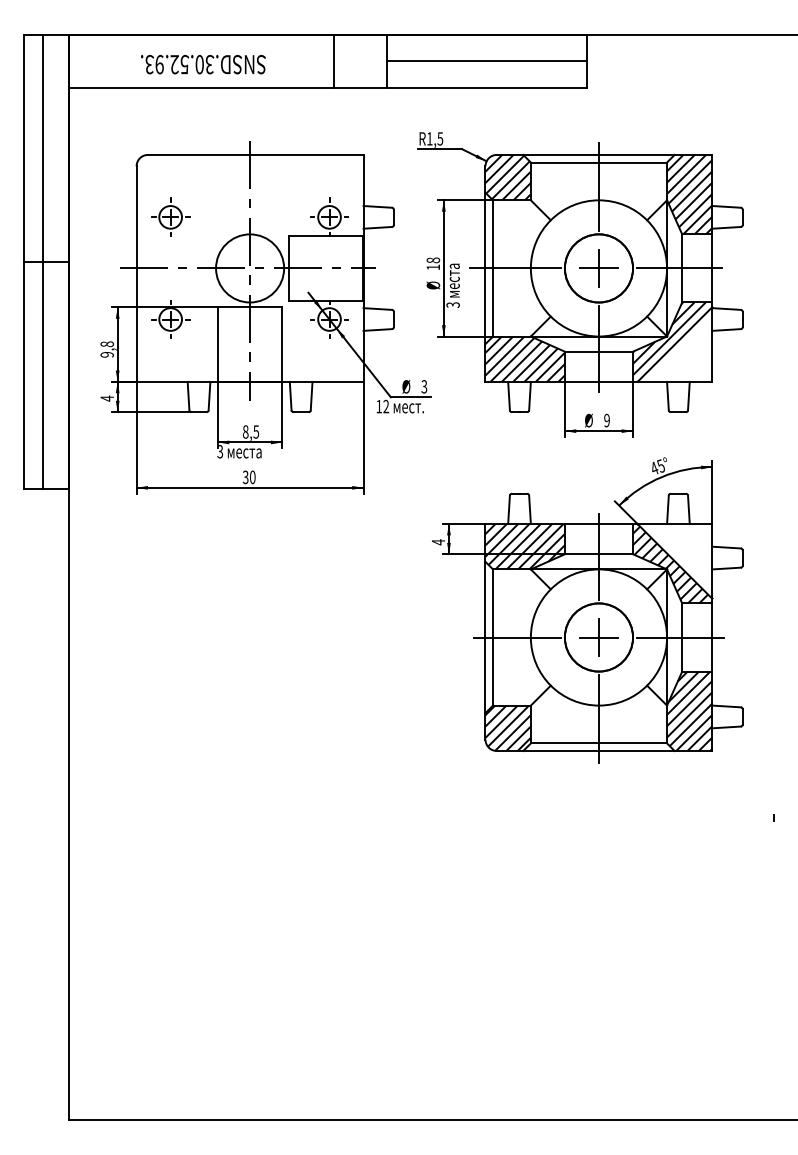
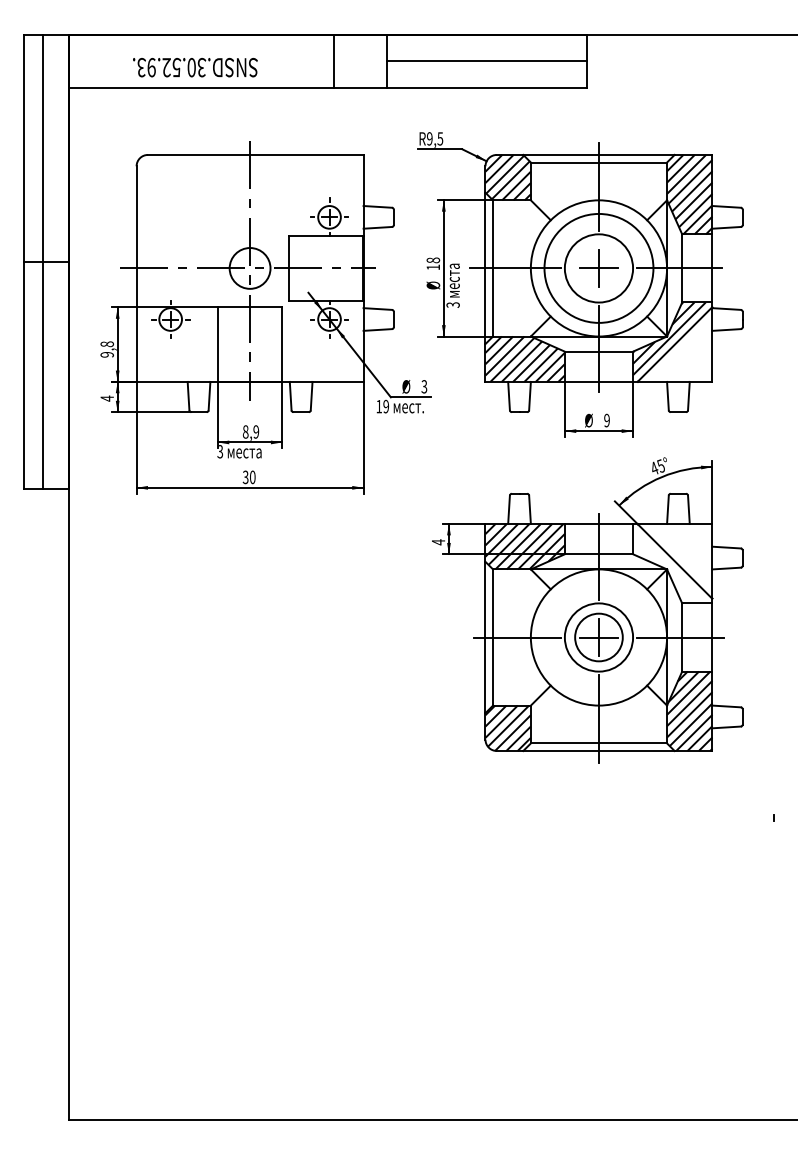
text position: (203, 64) -> (195, 67) (195, 67)
text: R1,5 -> R9,5 (429, 138)
part: present -> none (170, 216)
circle diameter: 68 px -> 41 px (249, 268)
circle diameter: 68 px -> 109 px (598, 267)
text: 12 -> 19 (386, 406)
text: 8,5 -> 8,9 (256, 431)
hatch: present -> none (672, 564)
circle diameter: 68 px -> 48 px (598, 637)
